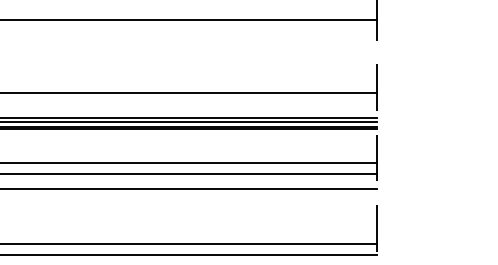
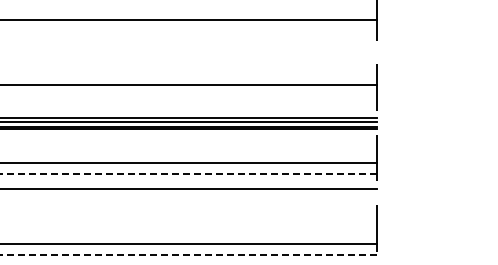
line position: (189, 93) -> (189, 85) (189, 85)
line: solid -> dashed (187, 173)
line: solid -> dashed (187, 255)
